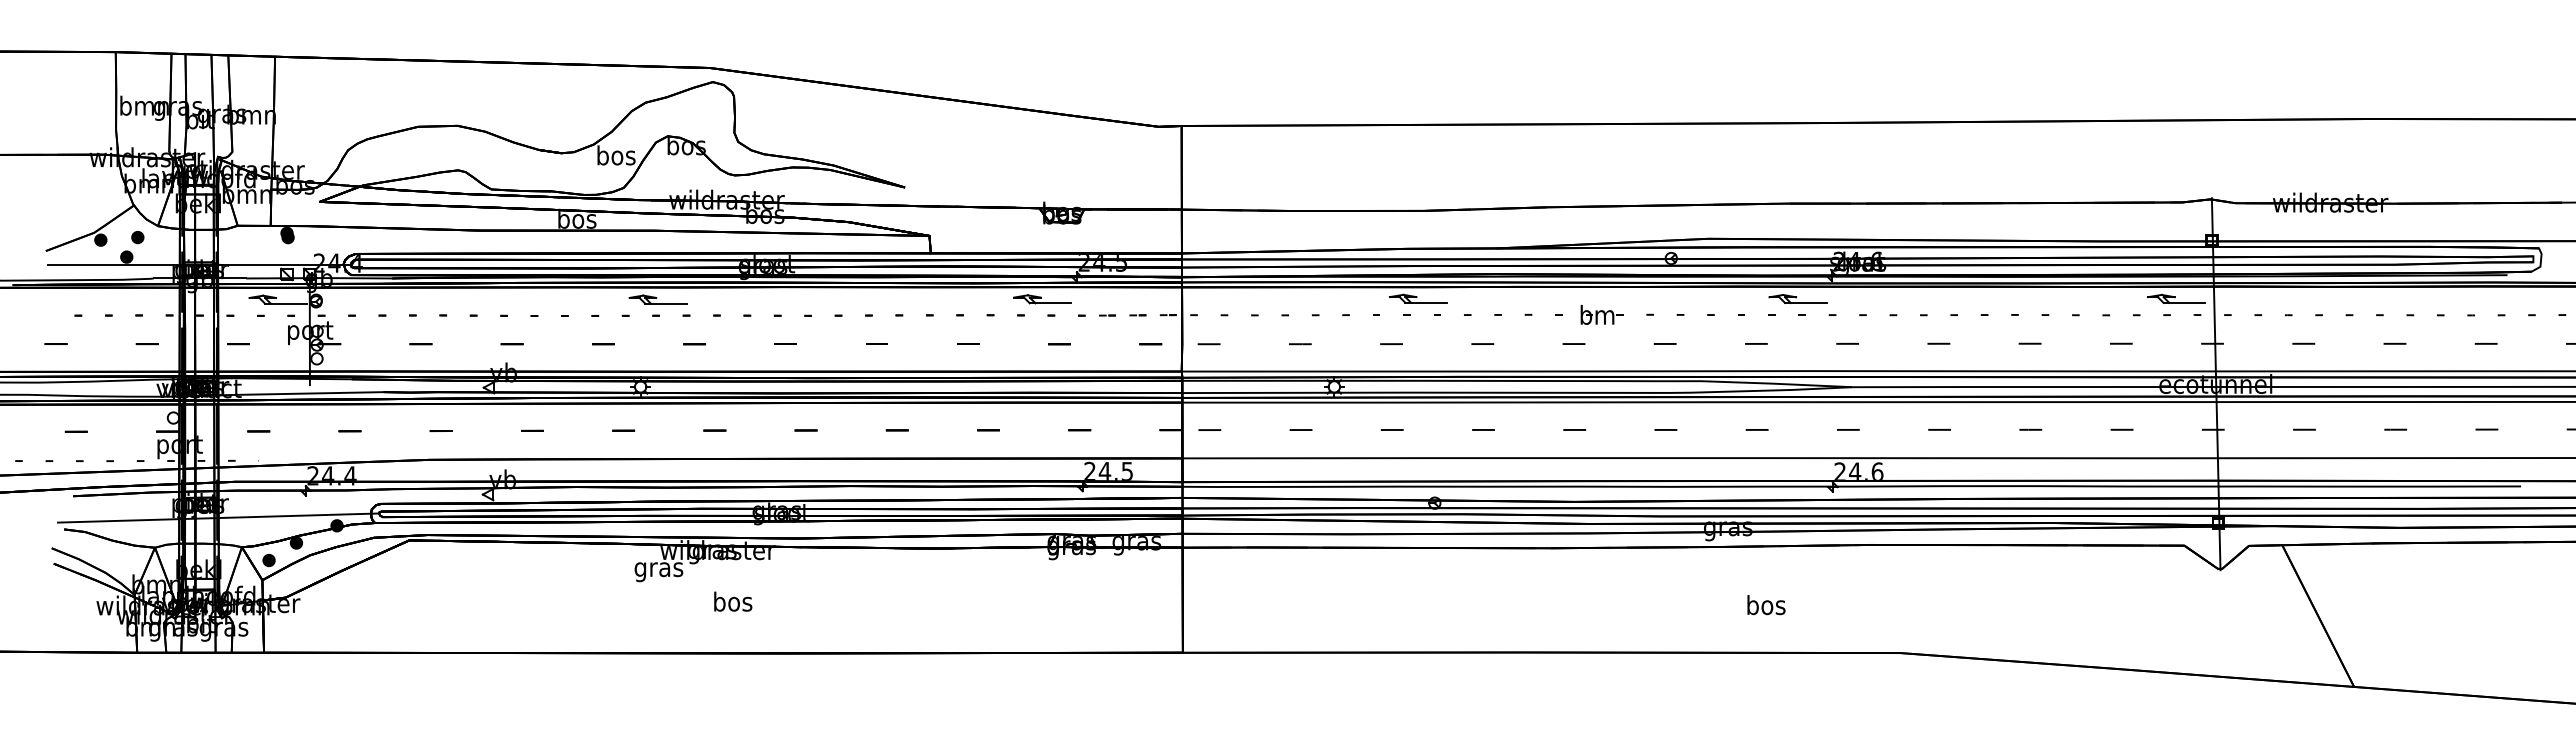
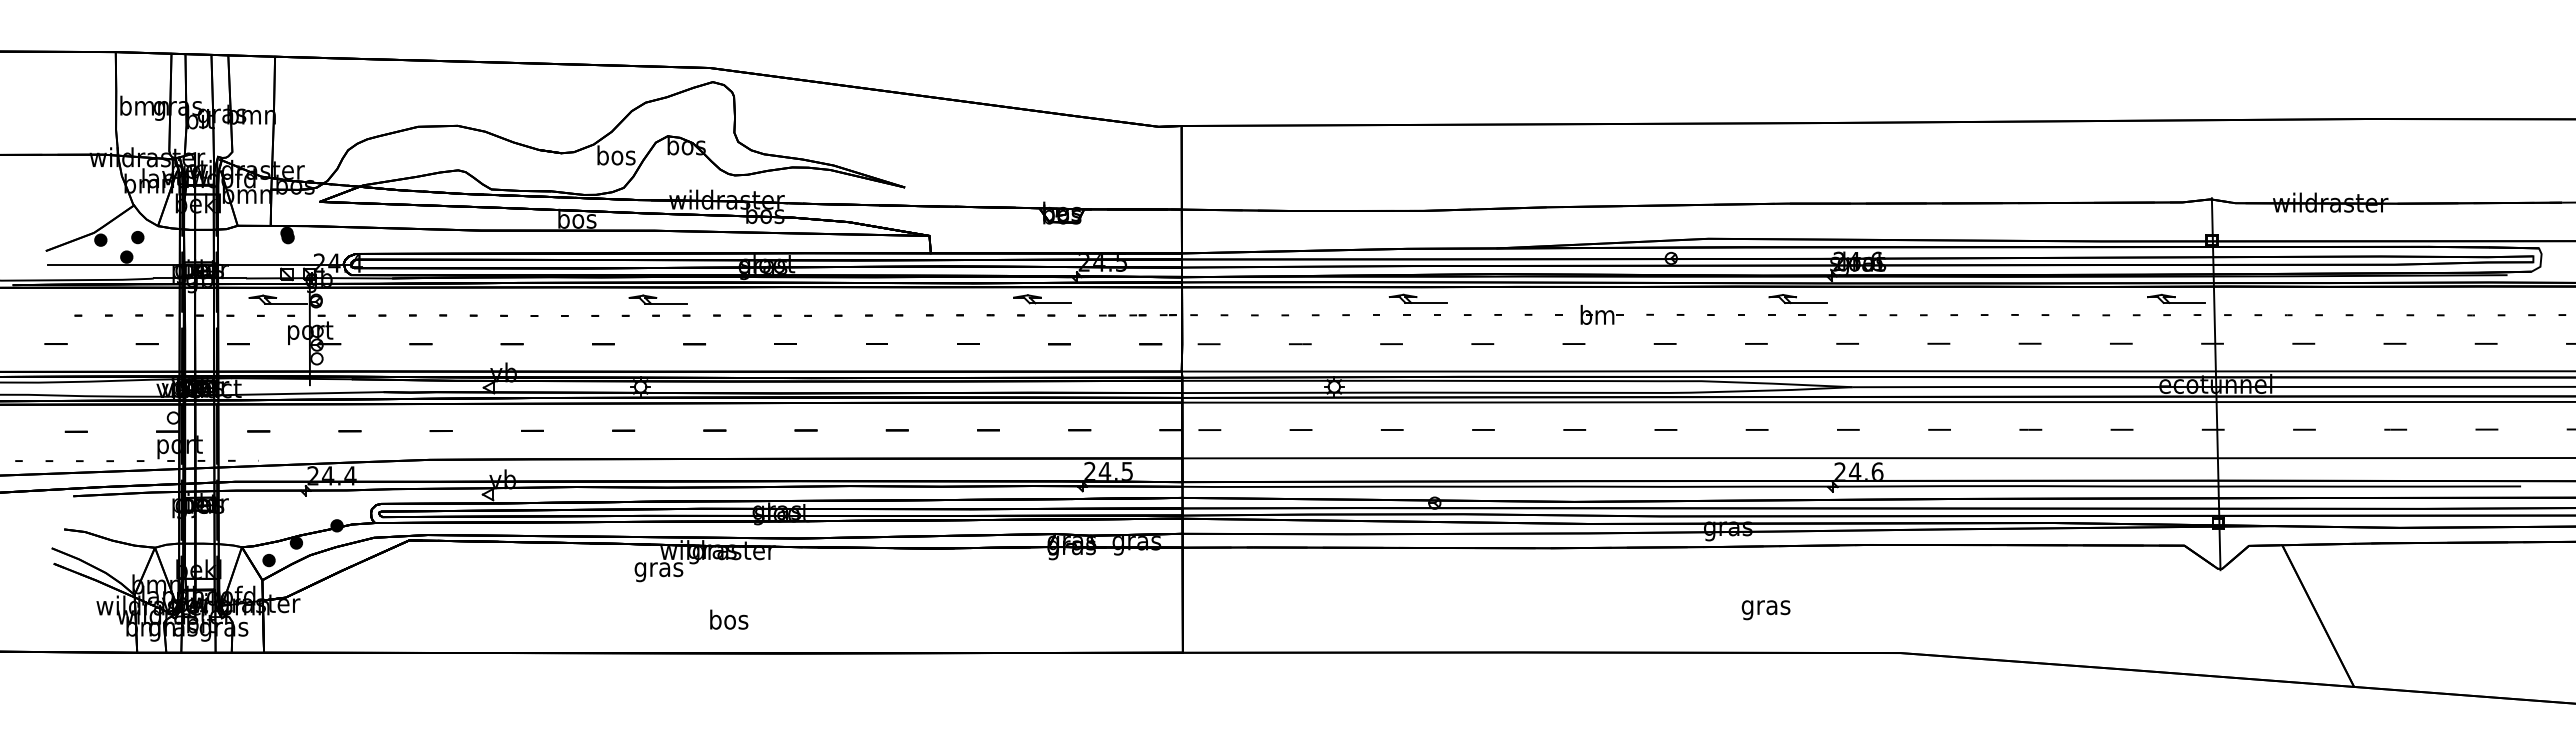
line: present -> none (218, 517)
text position: (733, 601) -> (729, 619) (729, 619)
text: bos -> gras (1765, 607)
